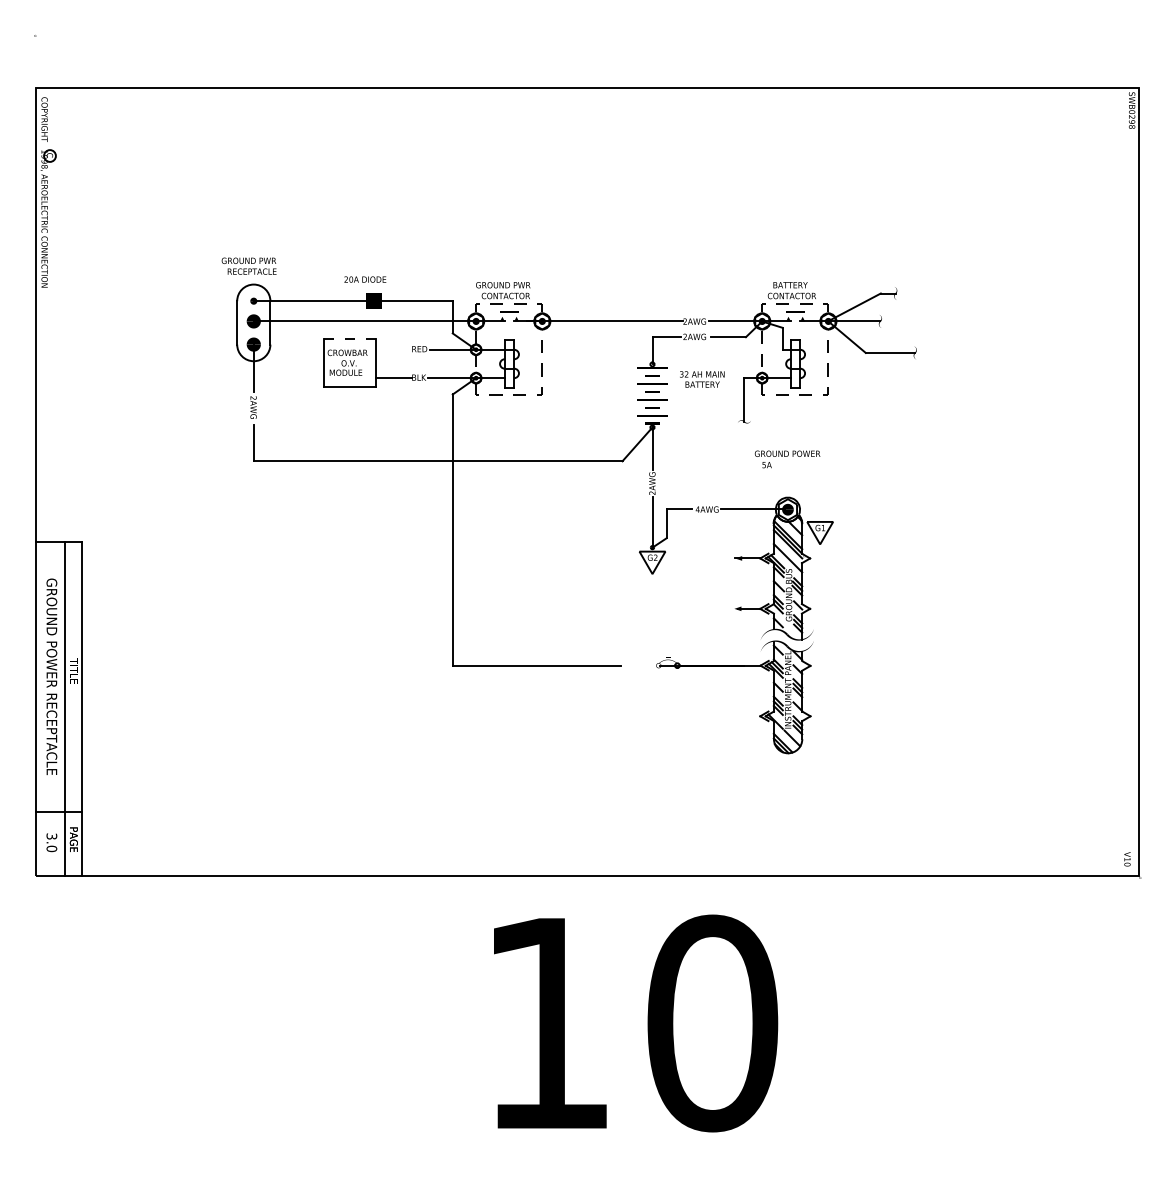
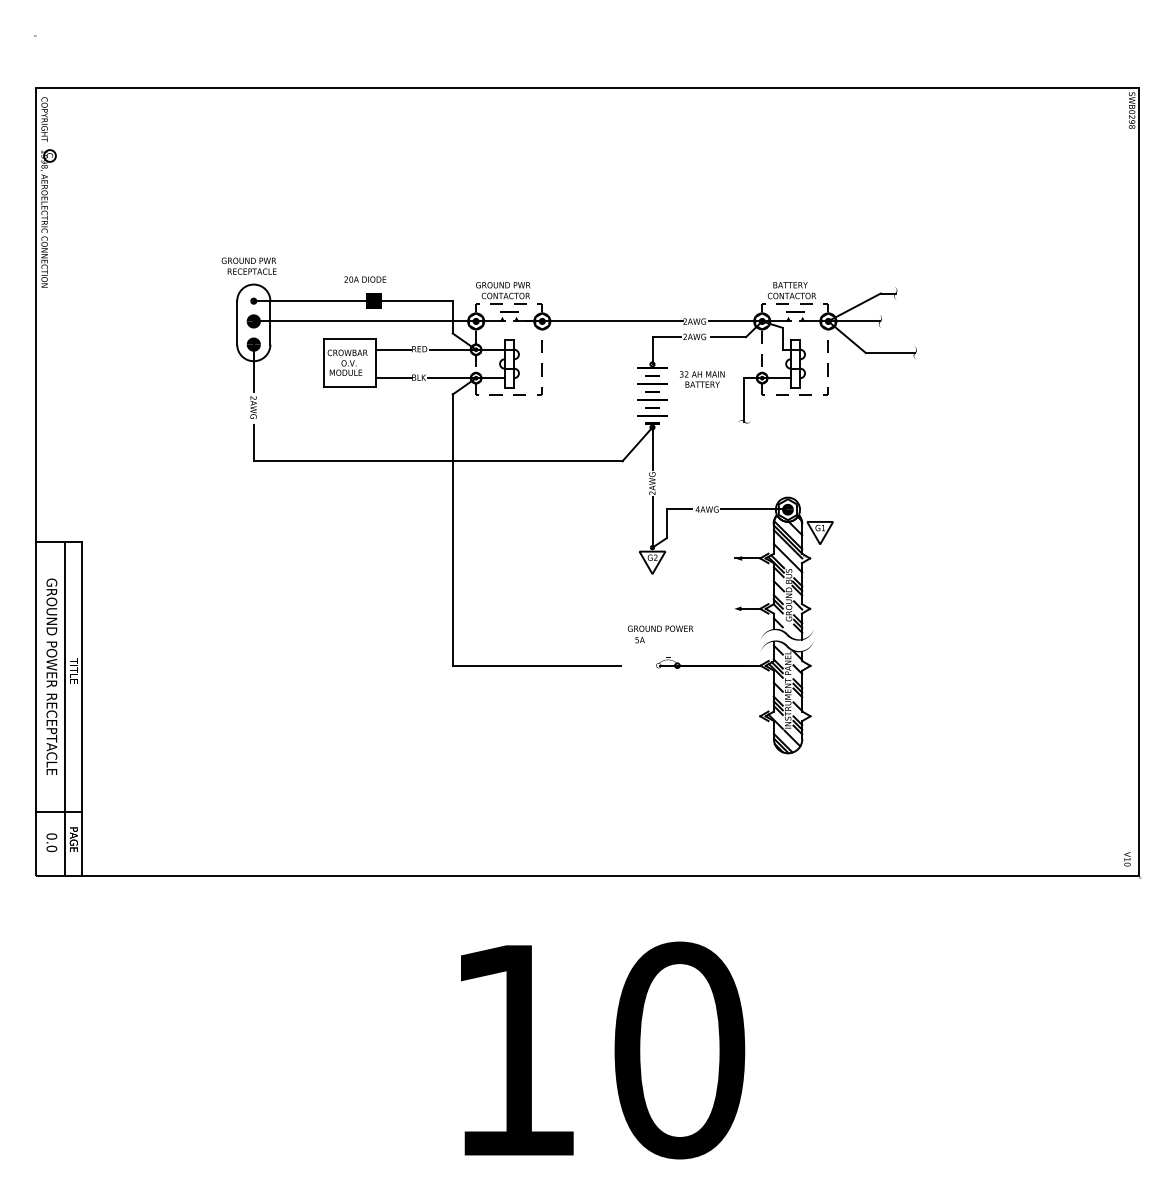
line: dashed -> solid (349, 338)
line: none -> present (393, 349)
text position: (787, 459) -> (660, 634) (660, 634)
text: 3.0 -> 0.0 (51, 836)
text position: (636, 1023) -> (603, 1050) (603, 1050)
